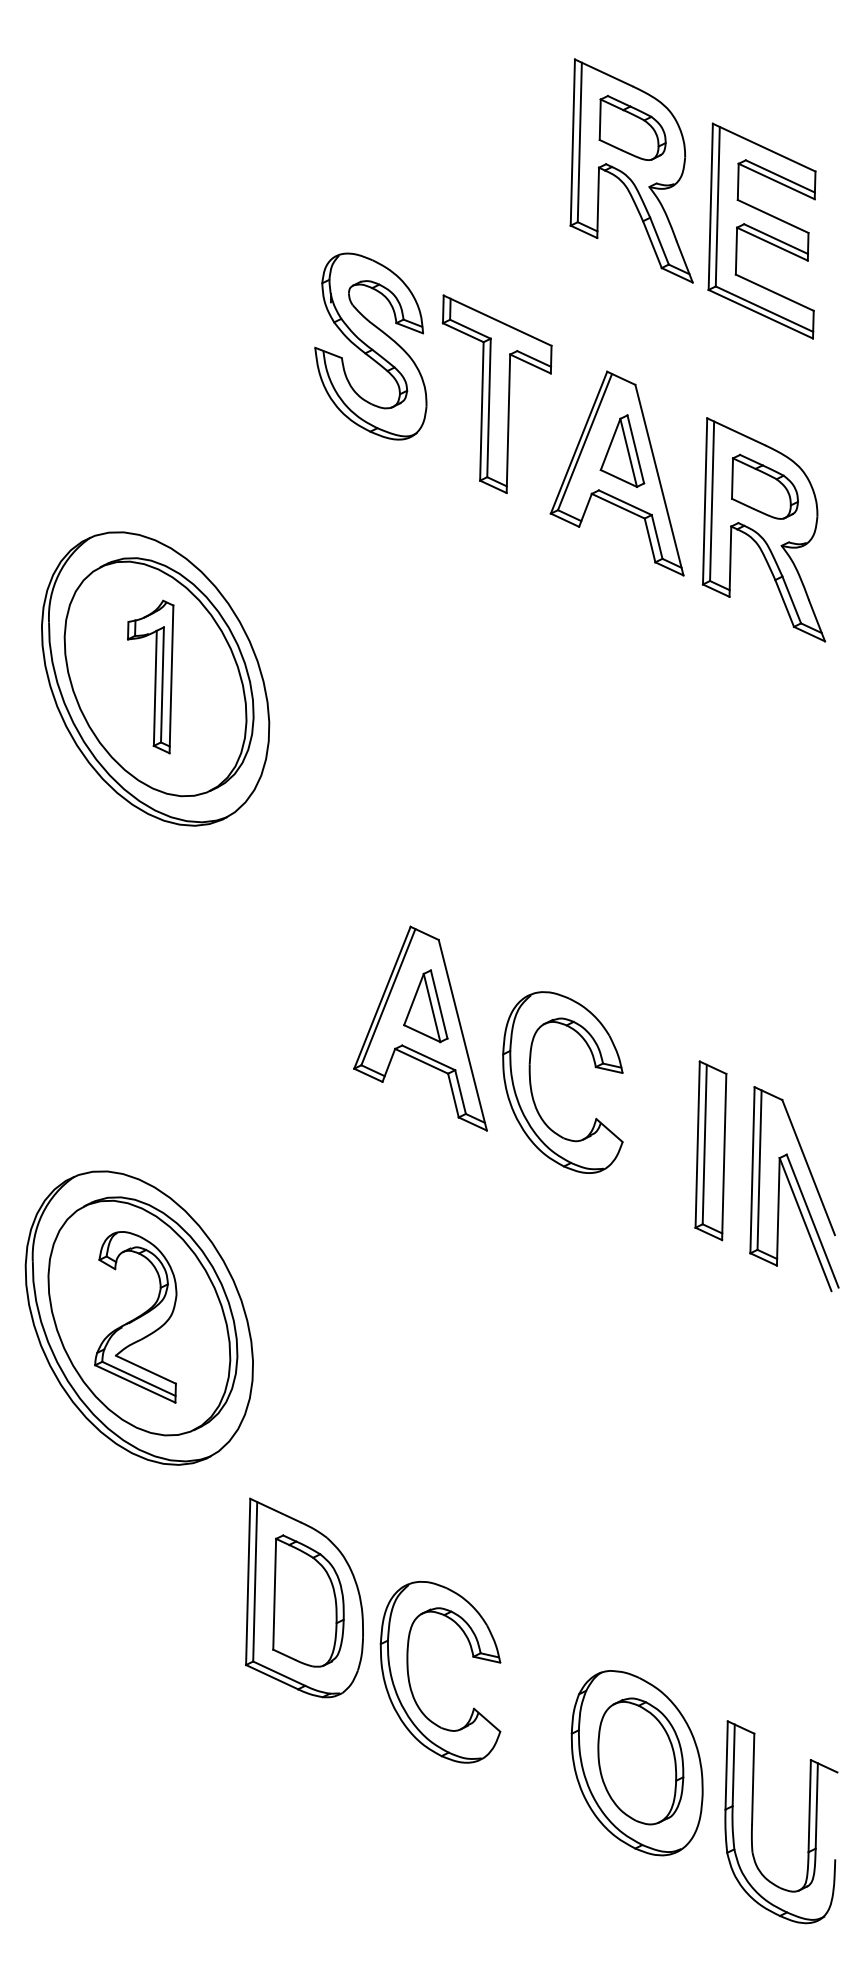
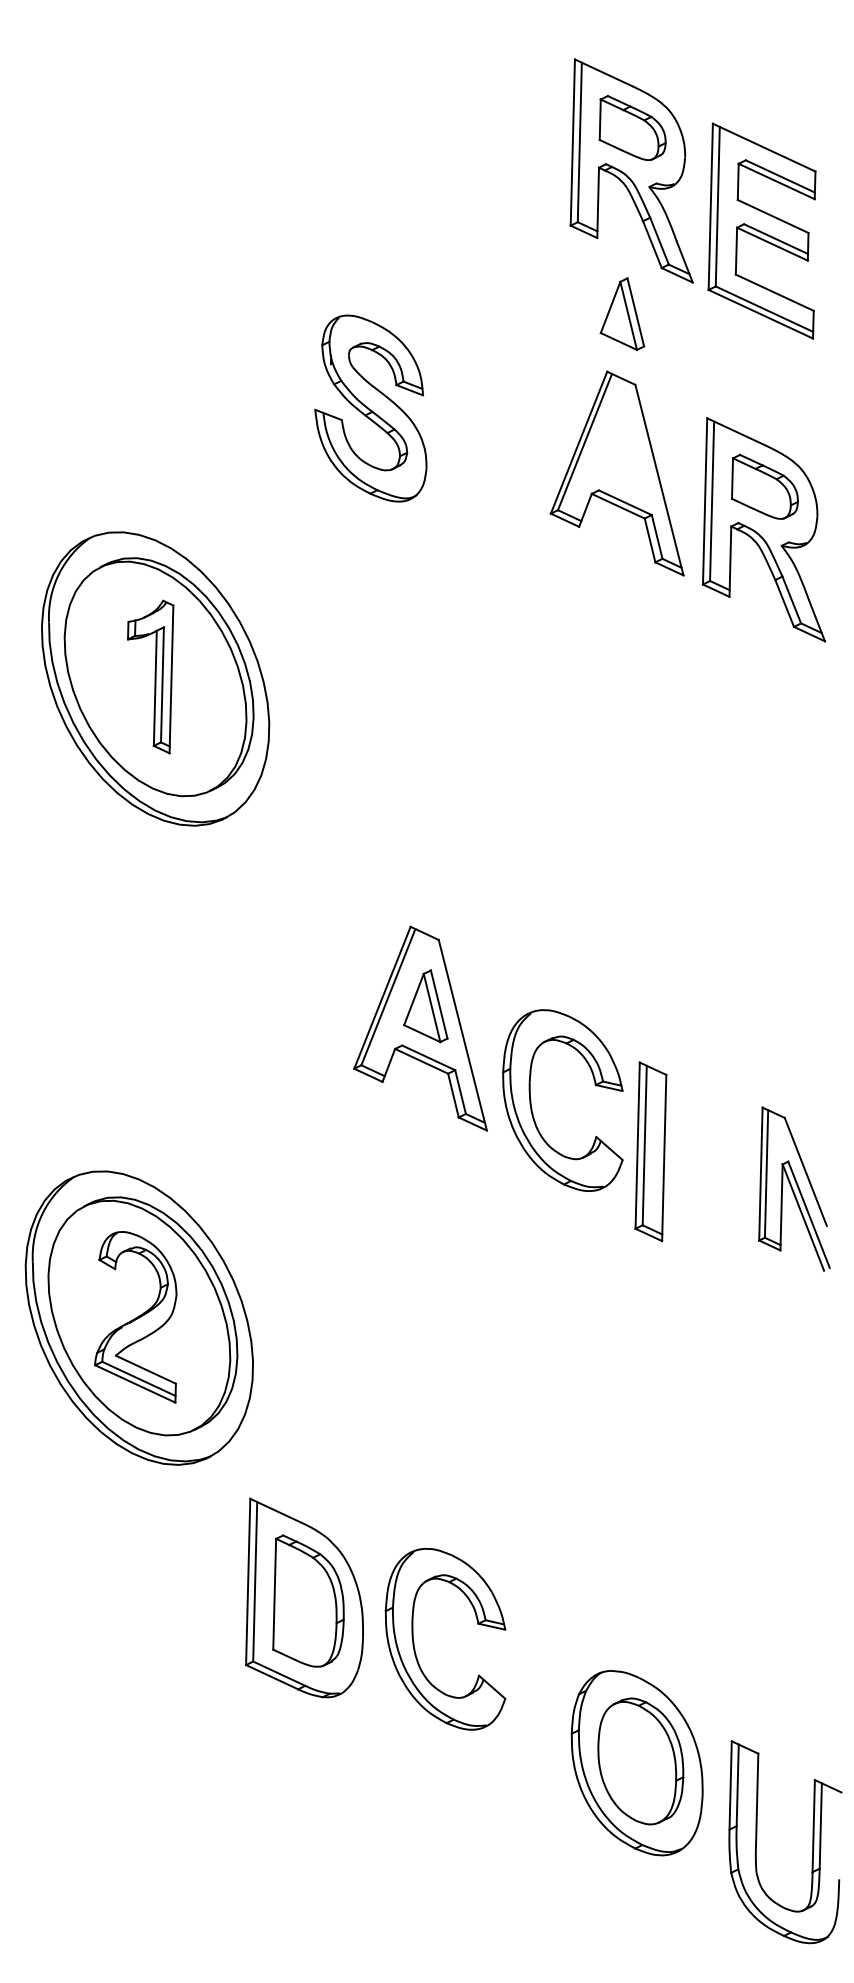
part position: (370, 346) -> (370, 408) (370, 408)
part: present -> none (496, 393)
part position: (622, 450) -> (622, 313) (622, 313)
part position: (531, 1082) -> (531, 1100) (531, 1100)
part position: (710, 1150) -> (650, 1151) (650, 1151)
part size: 91x207 px -> 73x166 px (794, 1188)
part position: (409, 1674) -> (414, 1641) (414, 1641)
part position: (808, 1822) -> (812, 1842) (812, 1842)
